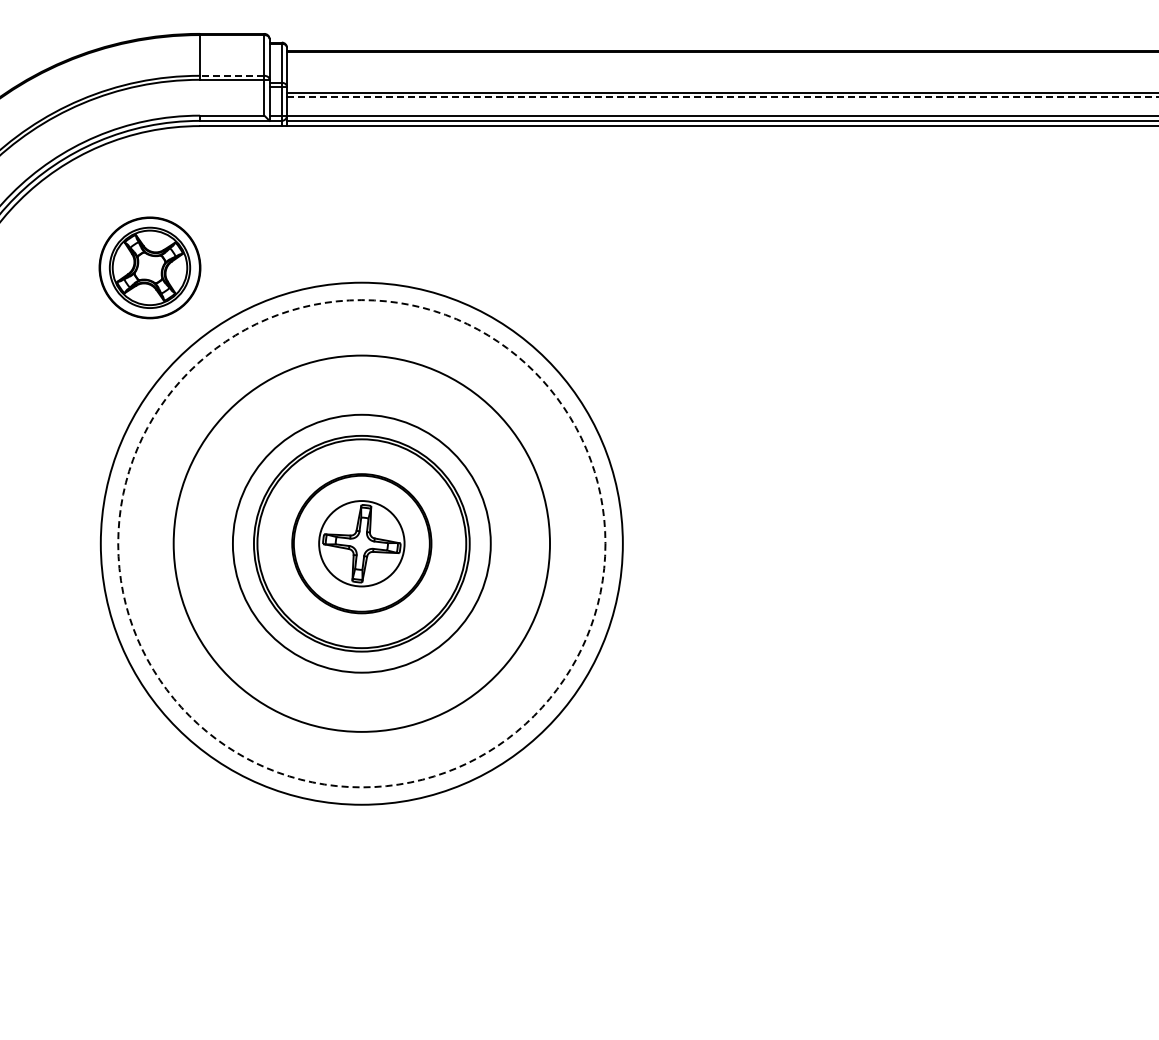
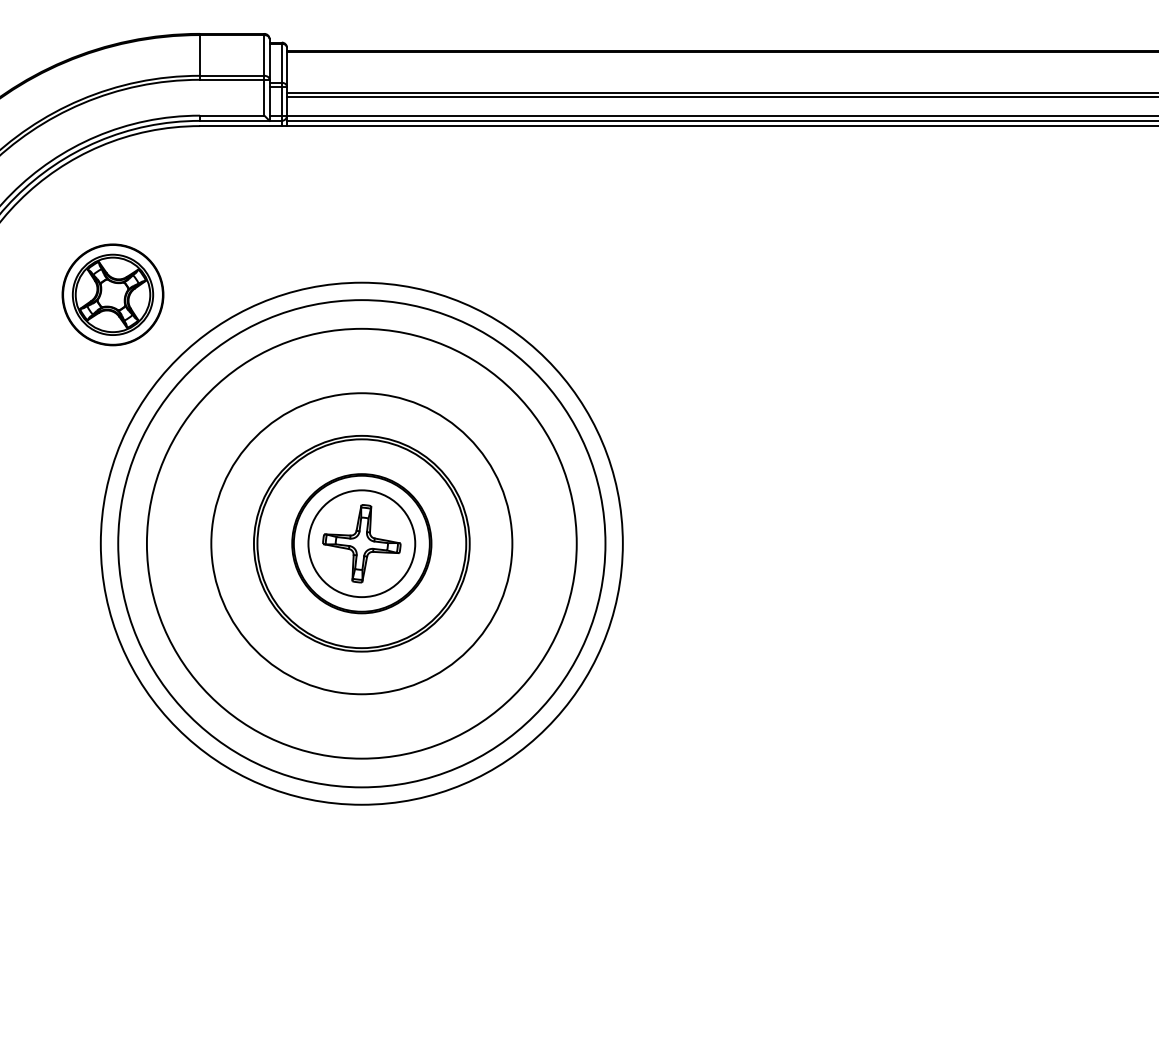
line: dashed -> solid (231, 75)
line: dashed -> solid (723, 97)
part position: (149, 267) -> (112, 294) (112, 294)
circle diameter: 258 px -> 430 px (361, 543)
circle diameter: 376 px -> 301 px (361, 543)
circle diameter: 85 px -> 107 px (361, 543)
circle: dashed -> solid (361, 543)
